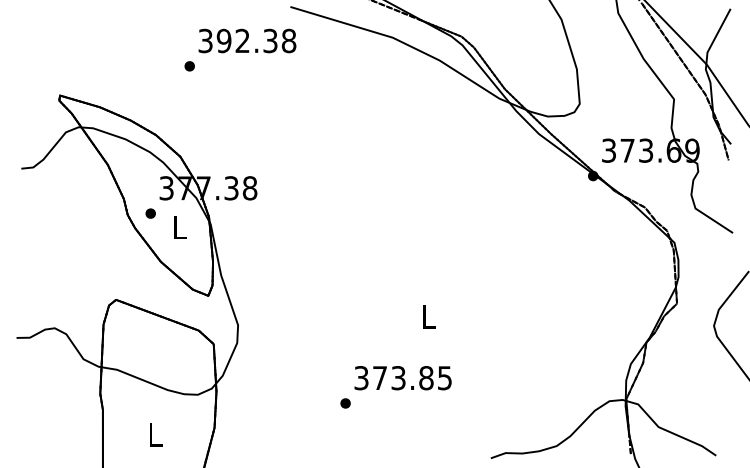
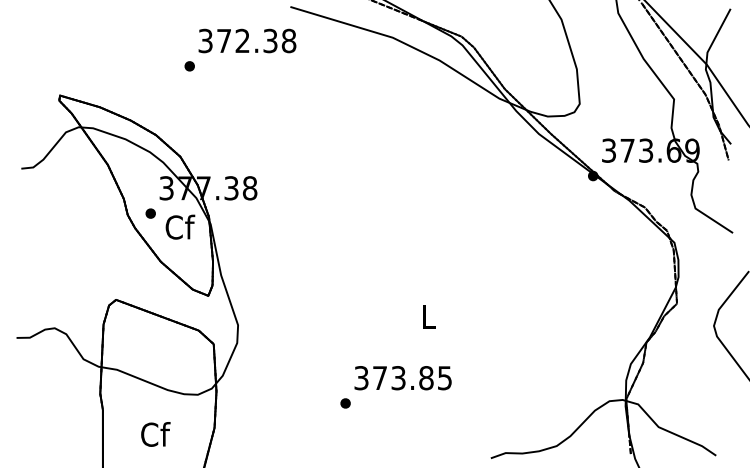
text: 392.38 -> 372.38 (223, 40)
text: L -> Cf (180, 226)
text: L -> Cf (155, 434)
